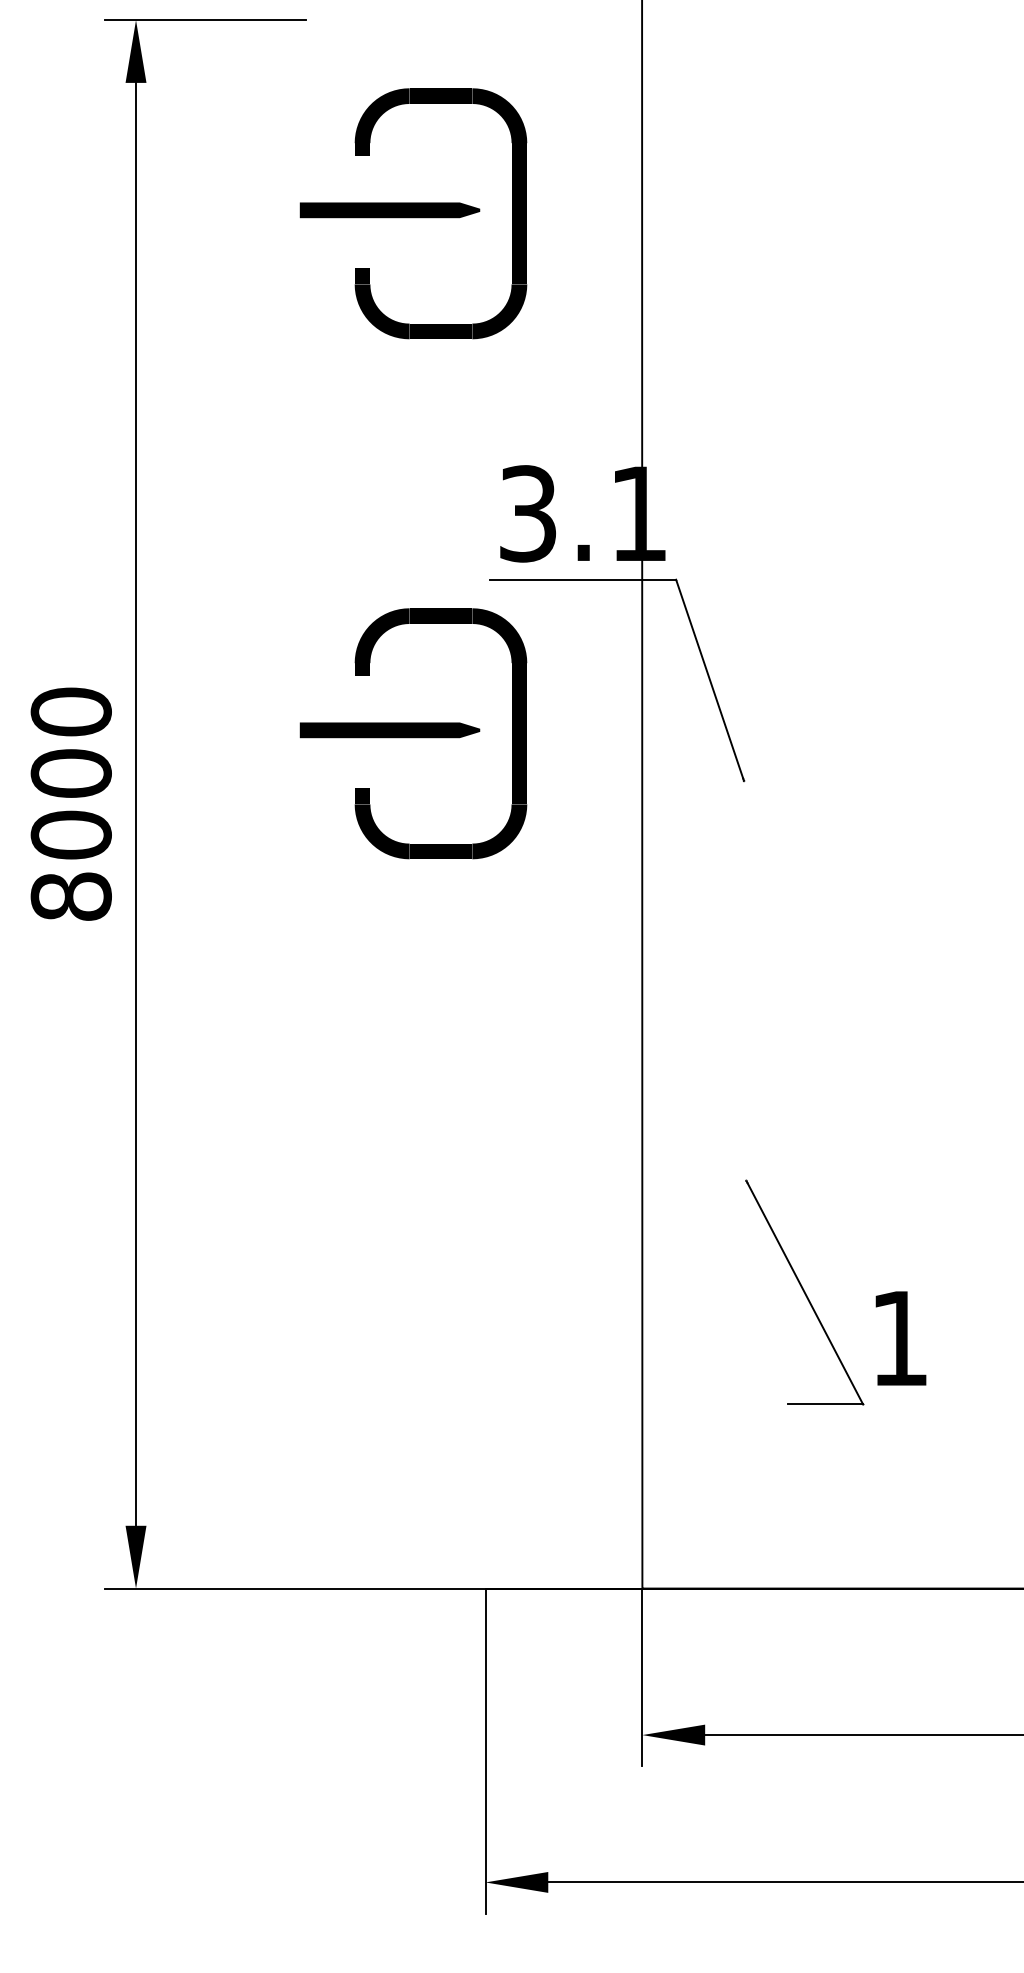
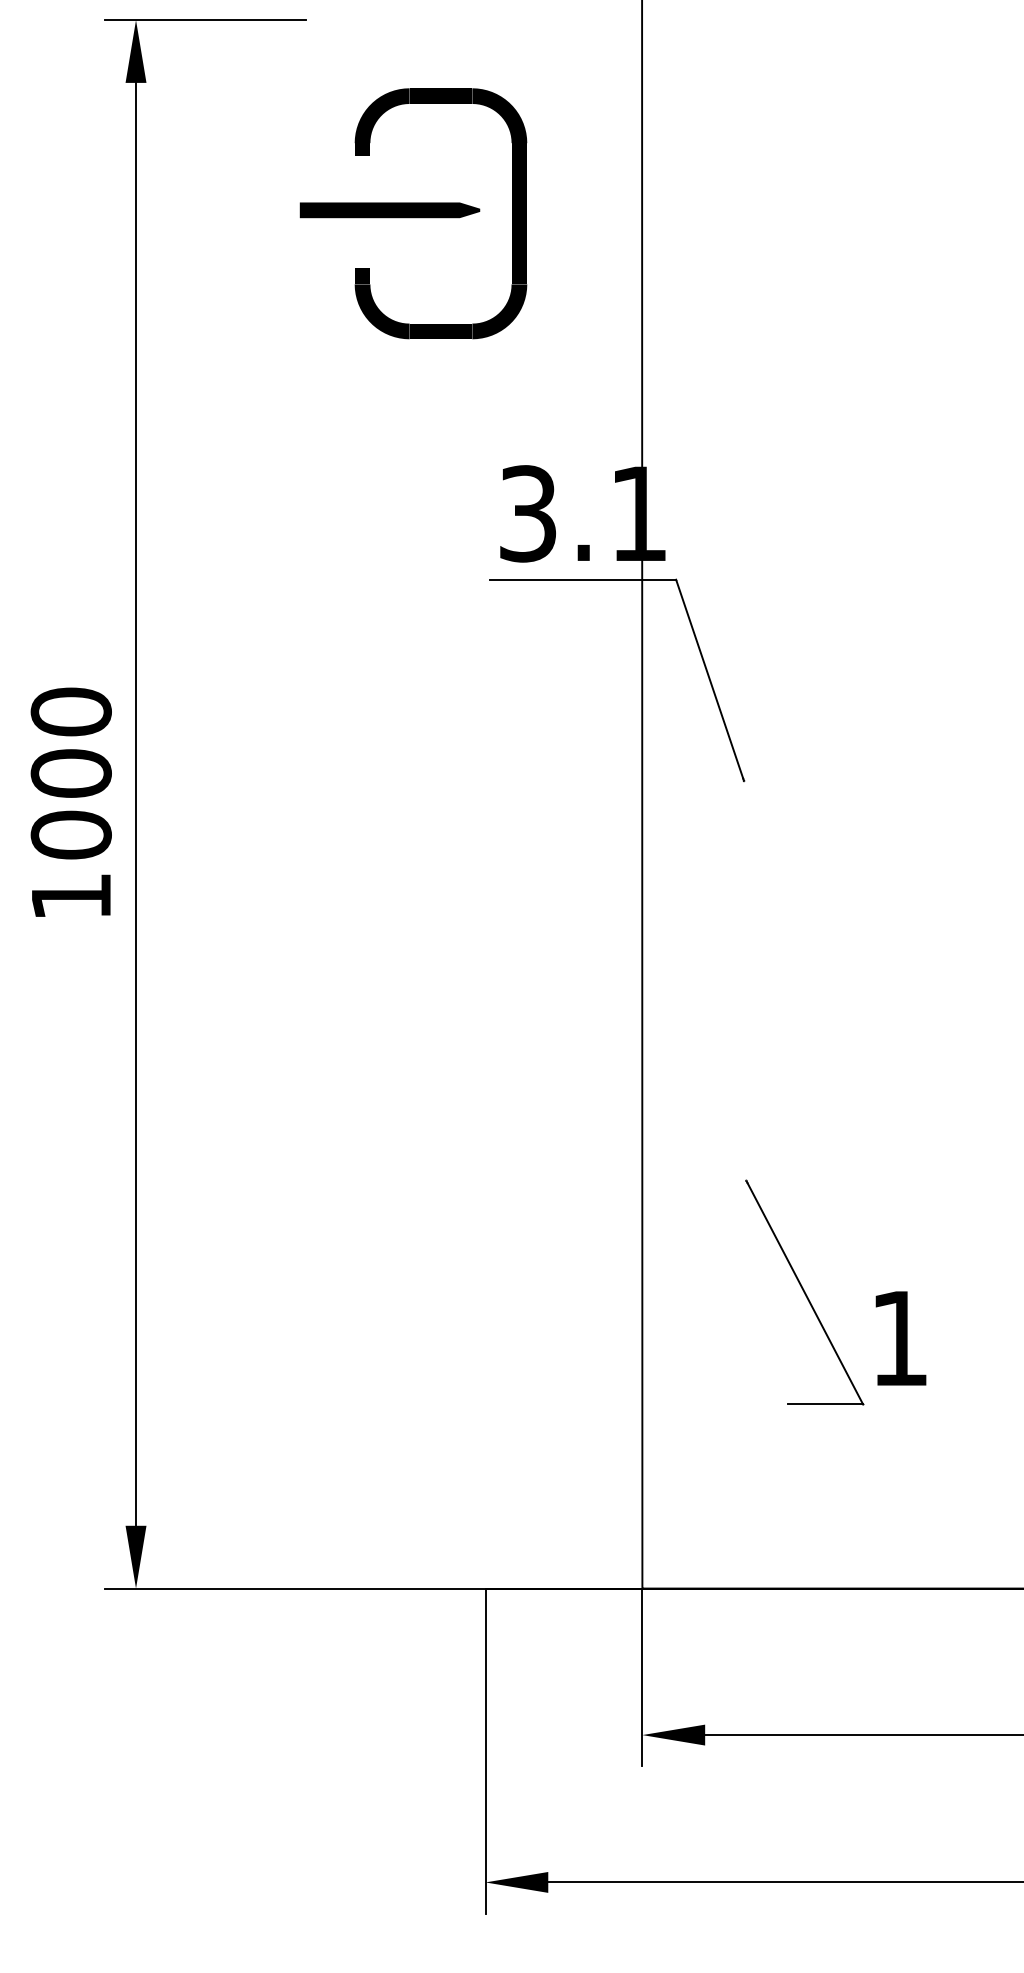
part: present -> none (413, 733)
text: 8000 -> 1000 (70, 896)
